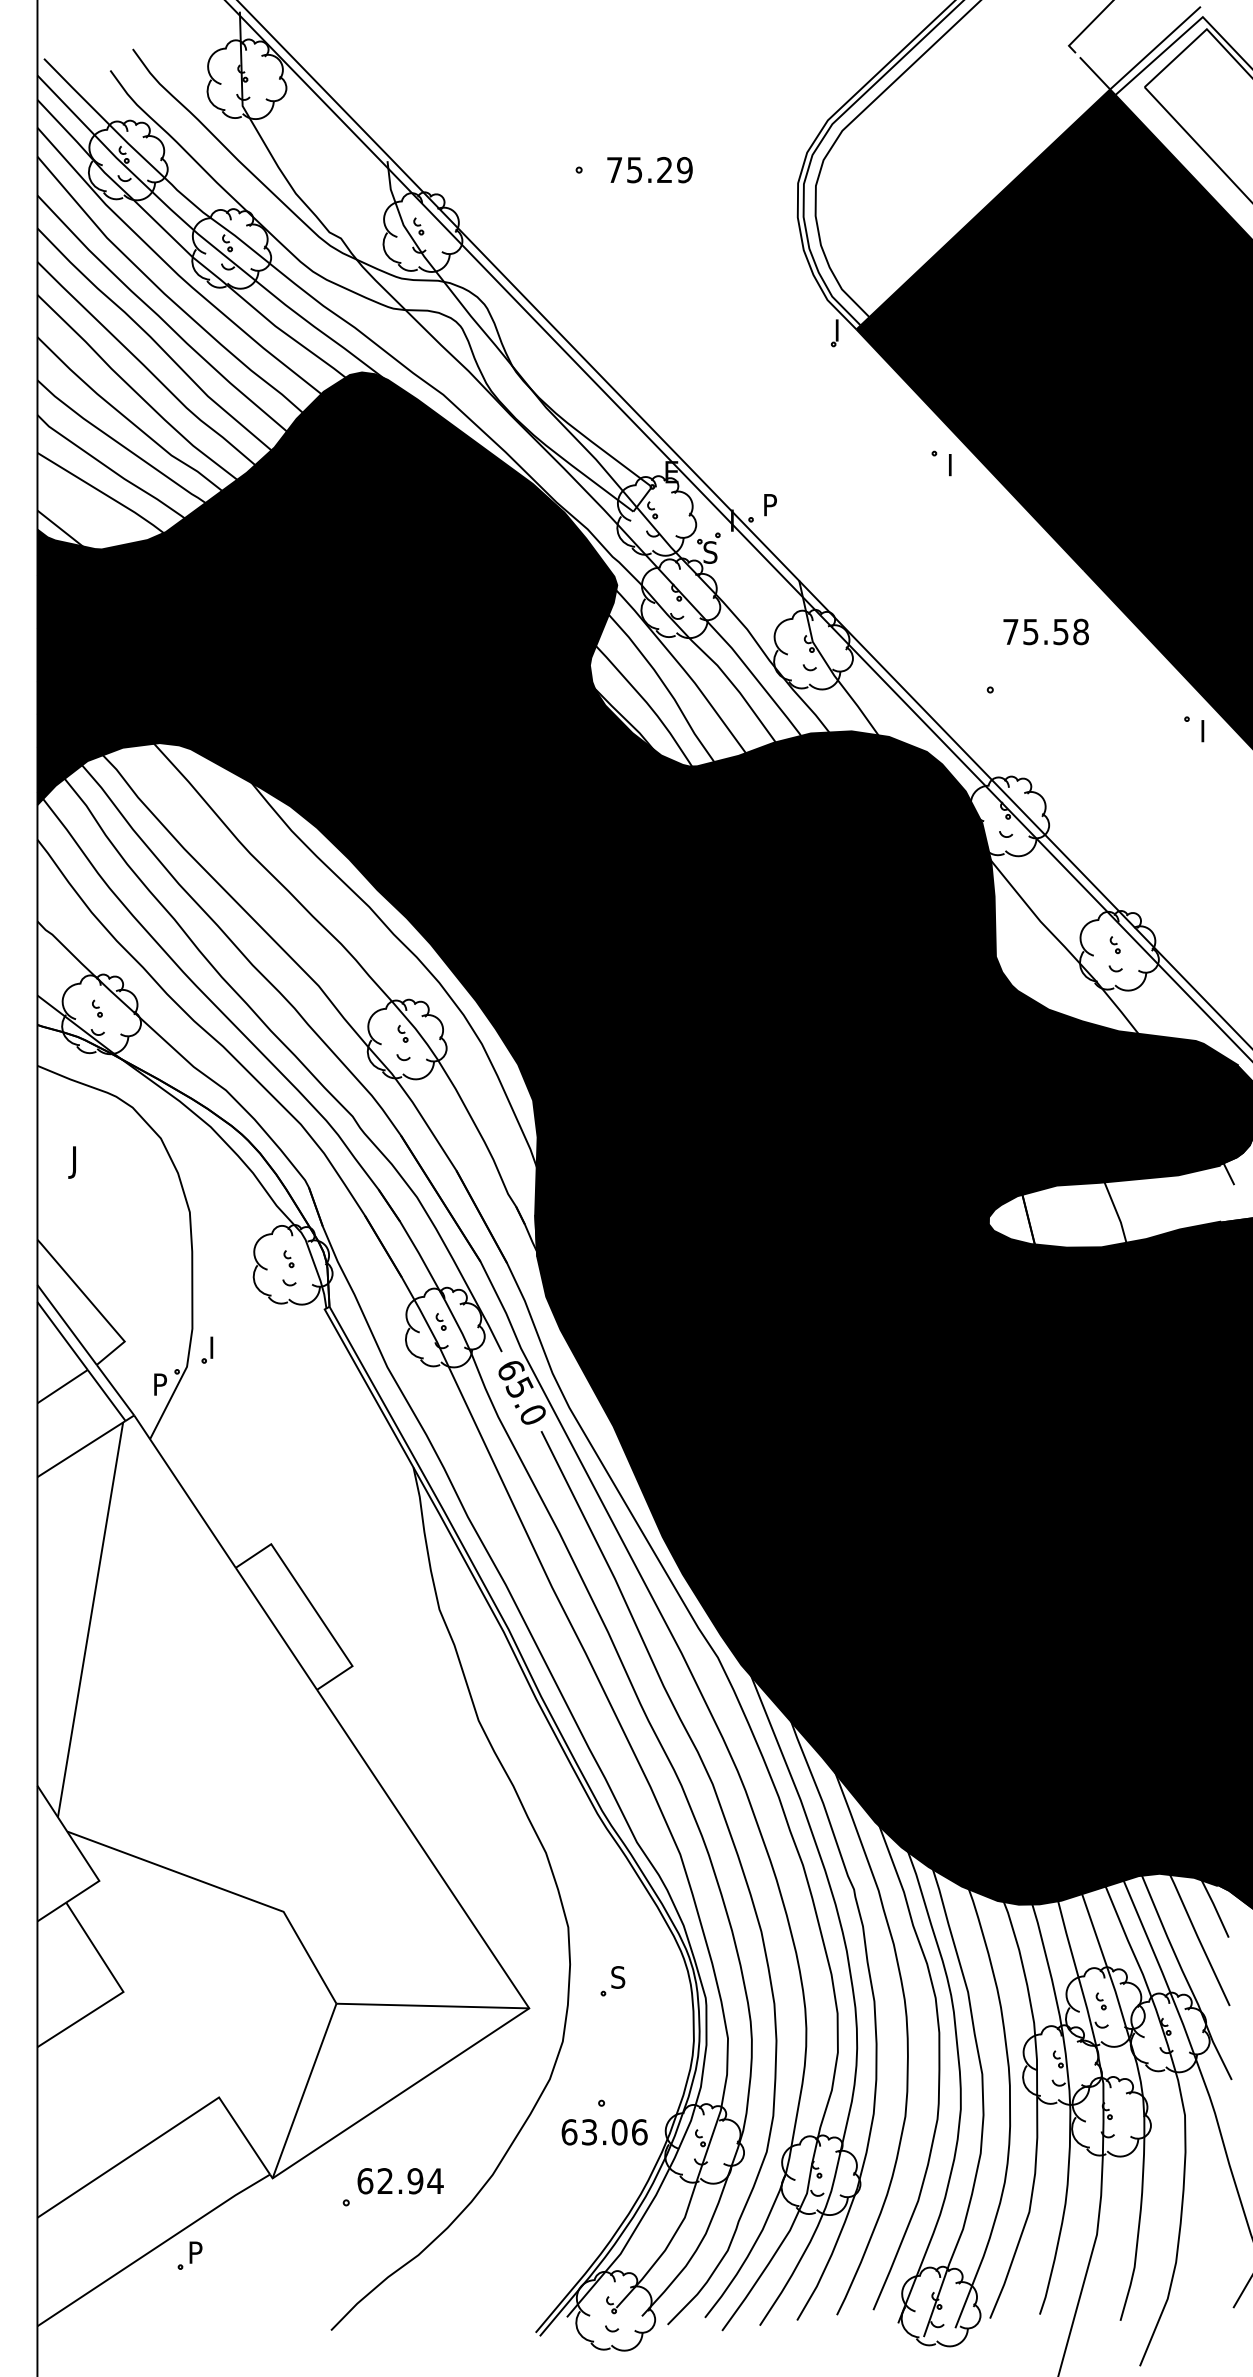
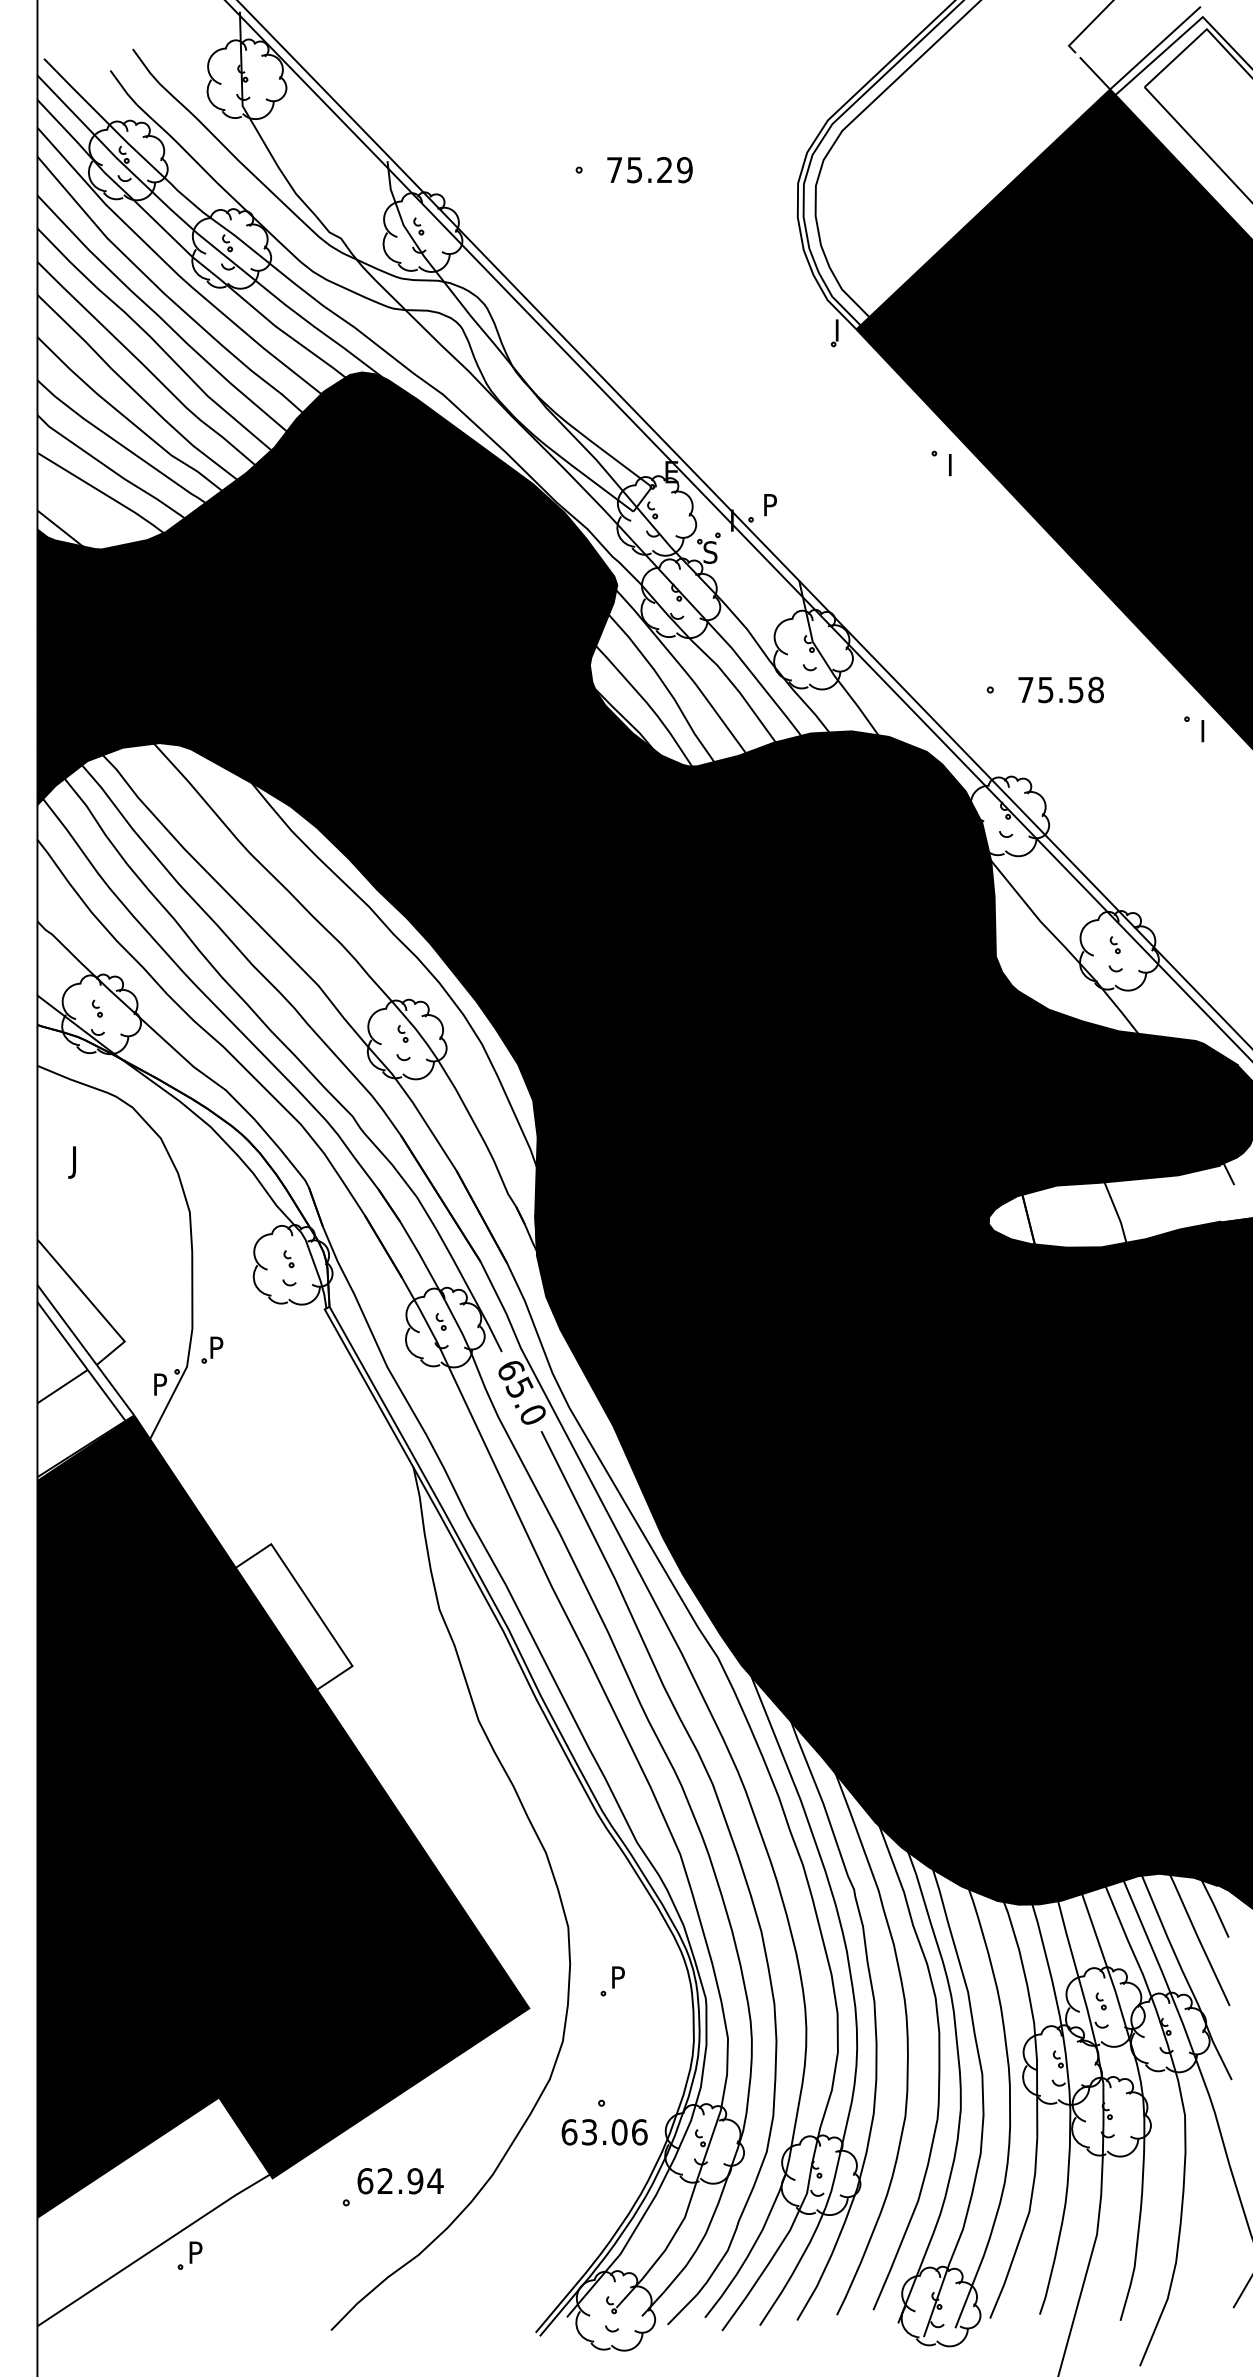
text position: (1045, 631) -> (1060, 689) (1060, 689)
text: I -> P (218, 1342)
fill: none -> present (283, 1816)
text: S -> P (618, 1977)
